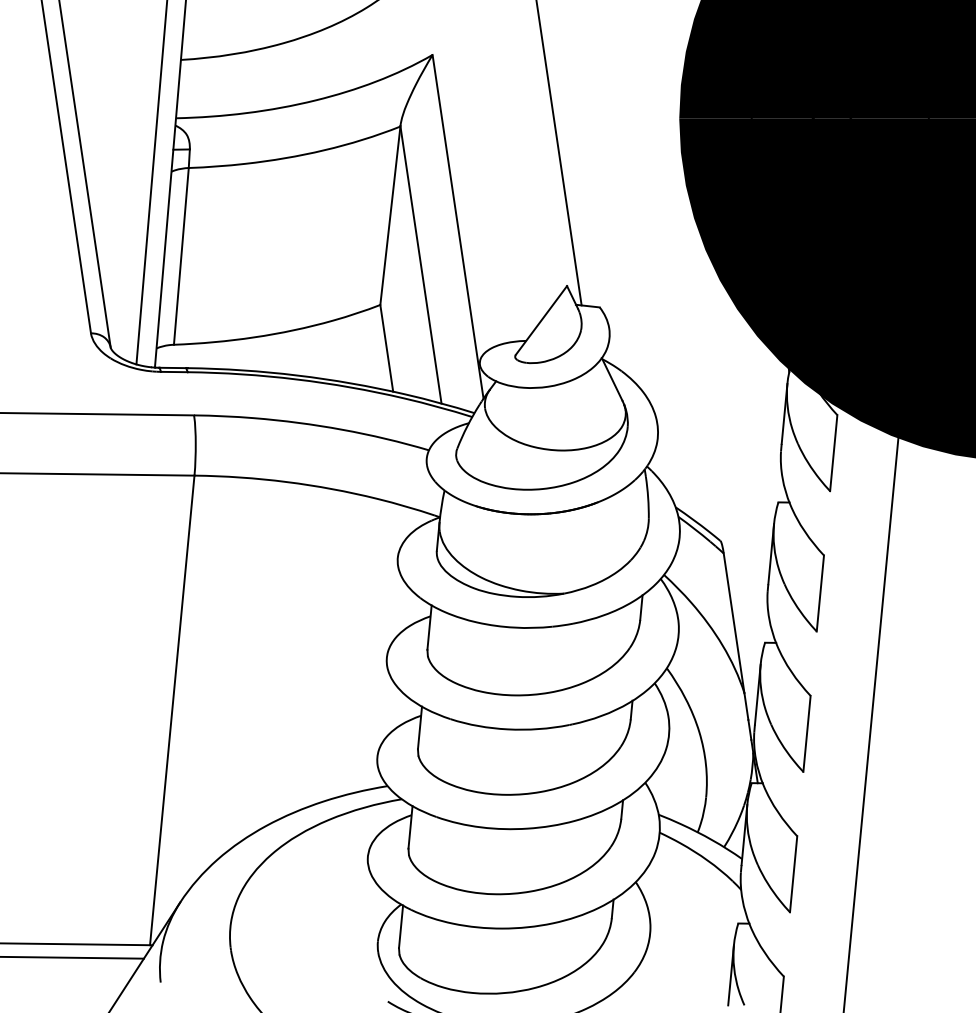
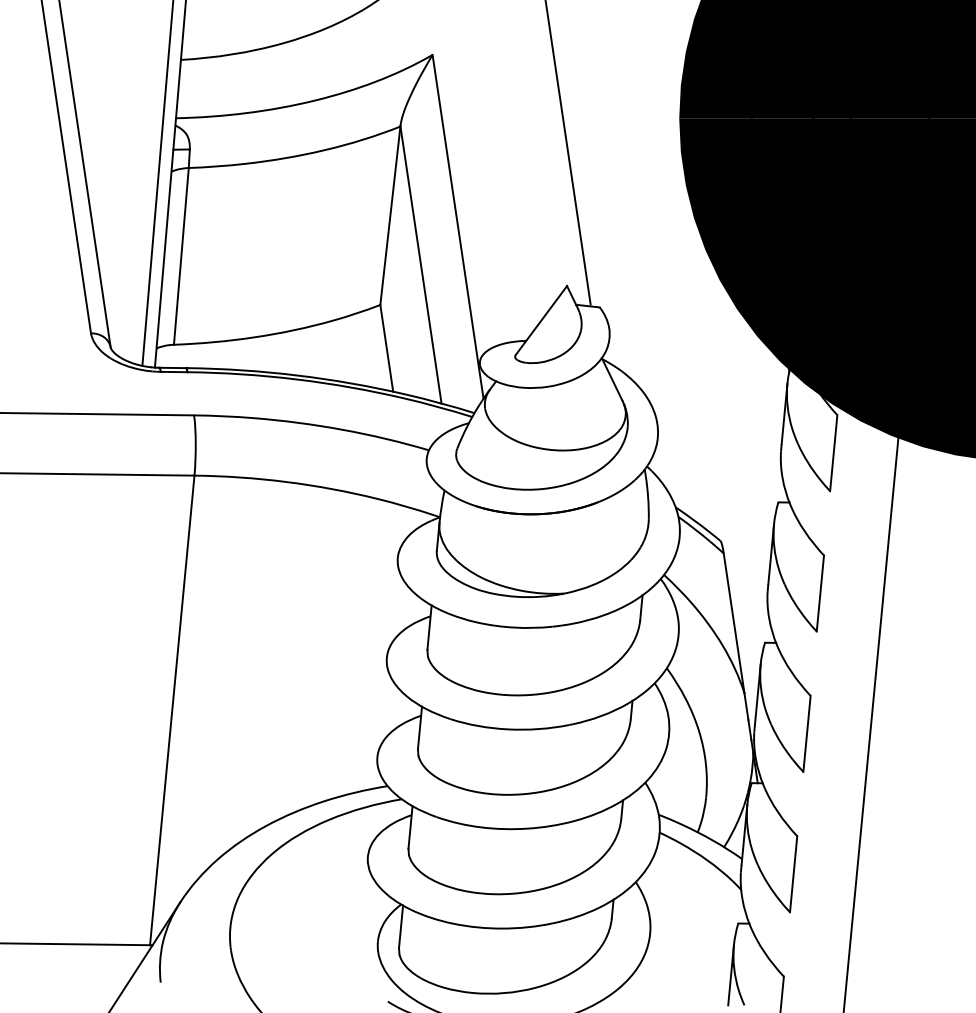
line position: (558, 153) -> (567, 153) (567, 153)
line position: (151, 183) -> (157, 183) (157, 183)
line: present -> none (72, 957)
